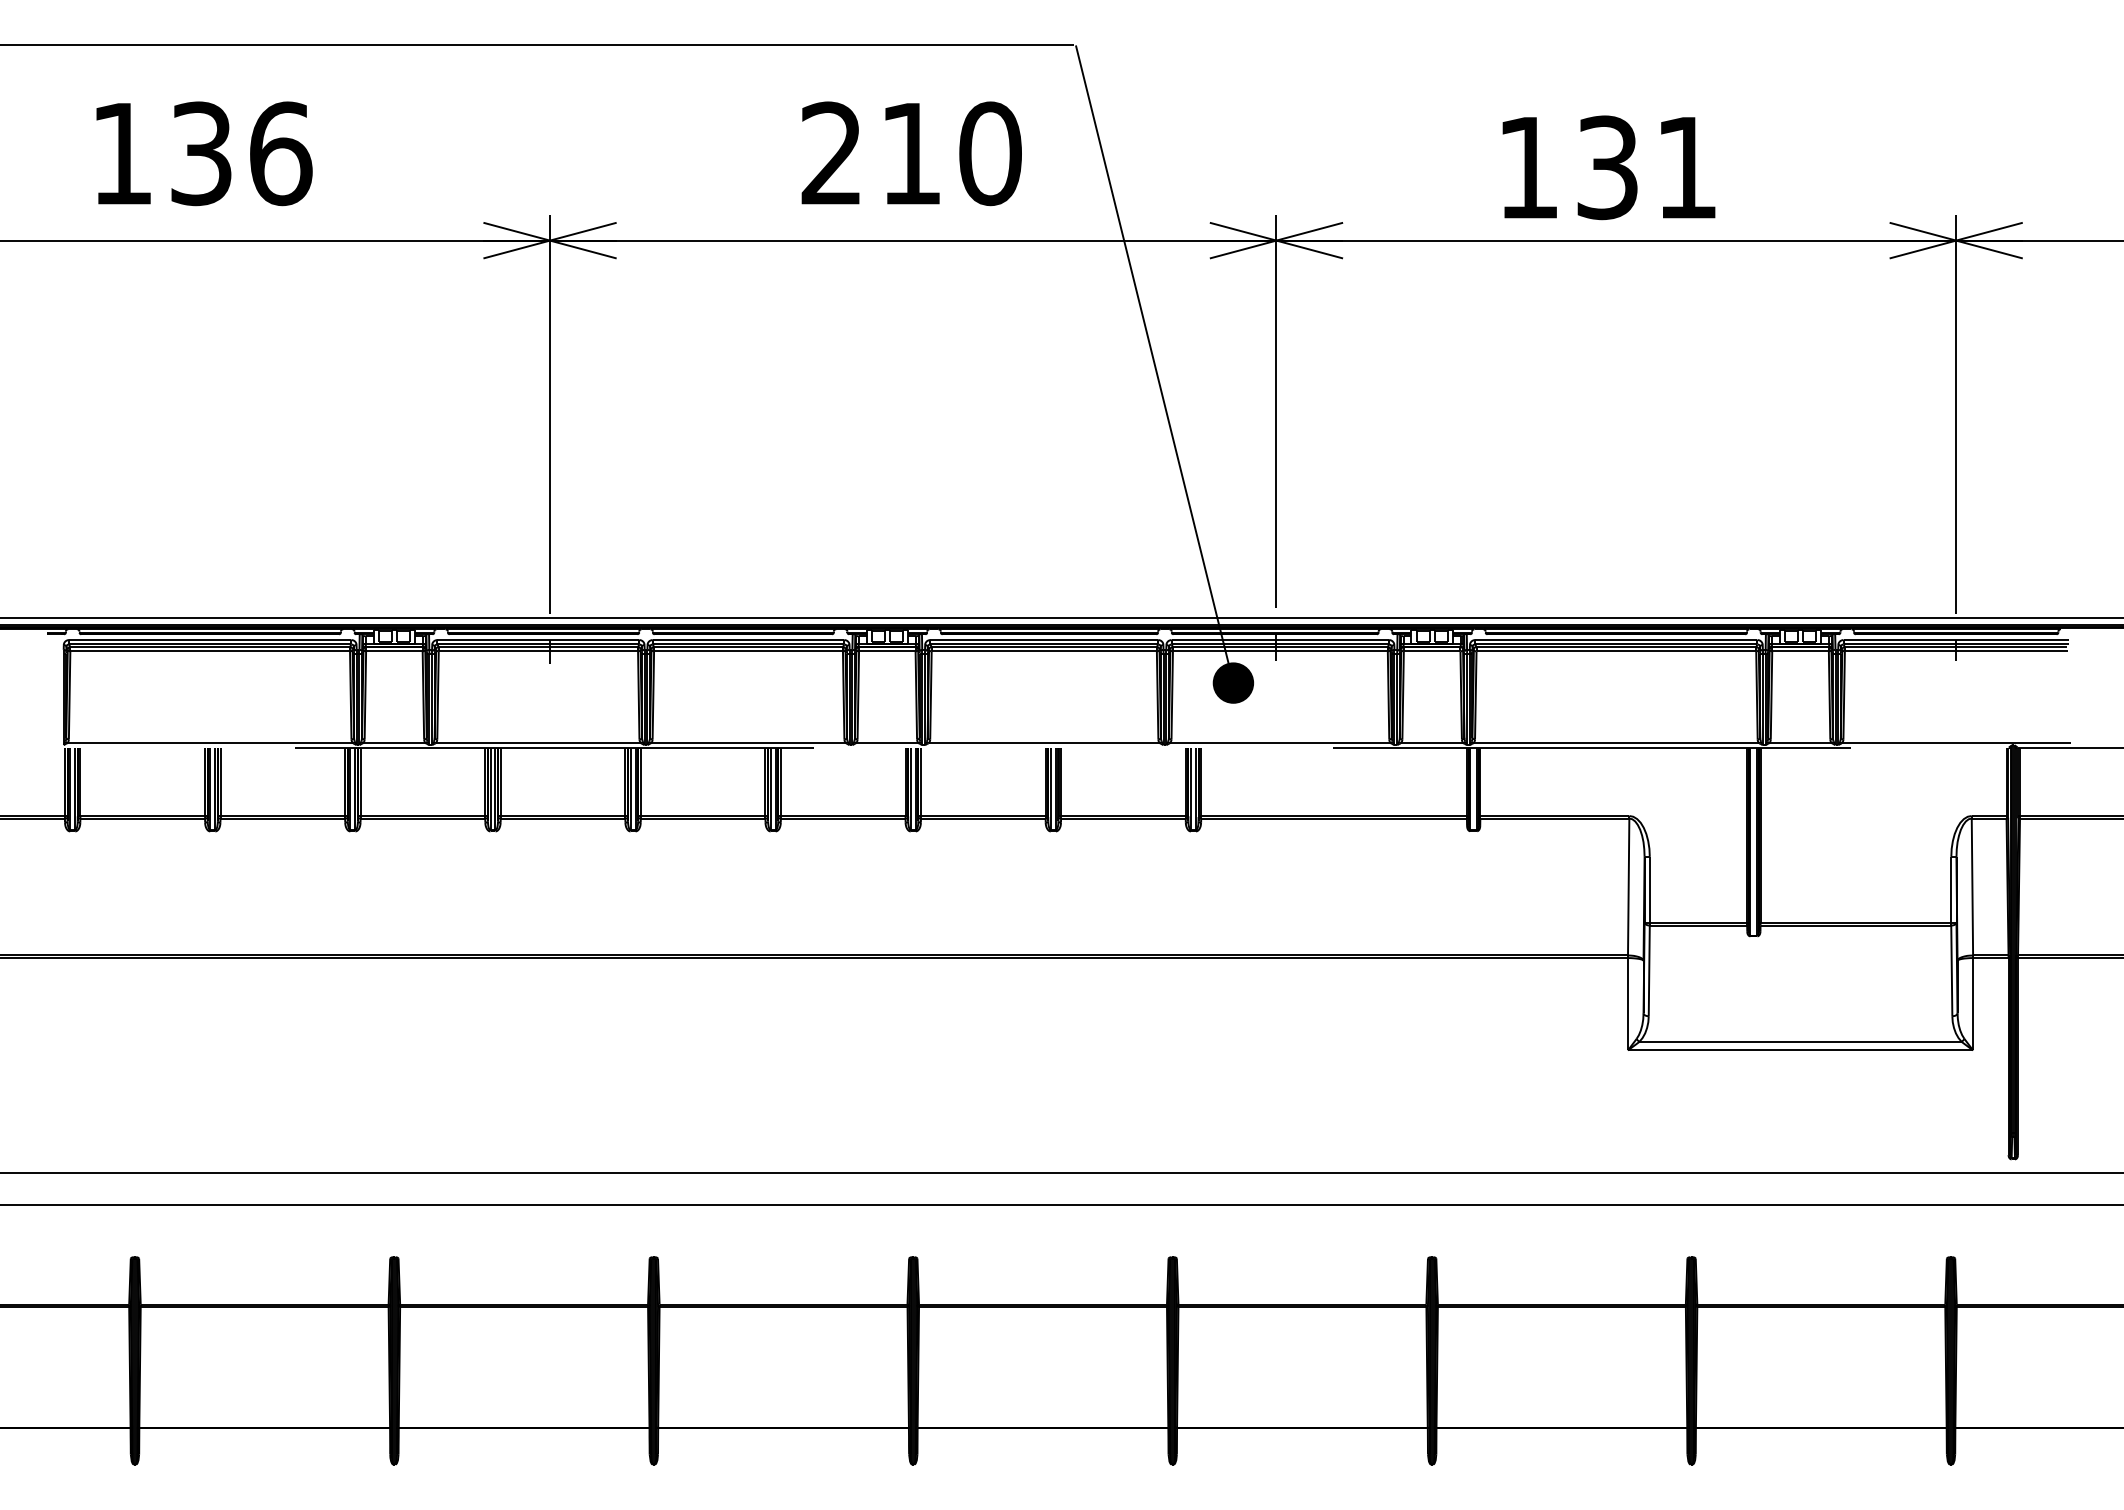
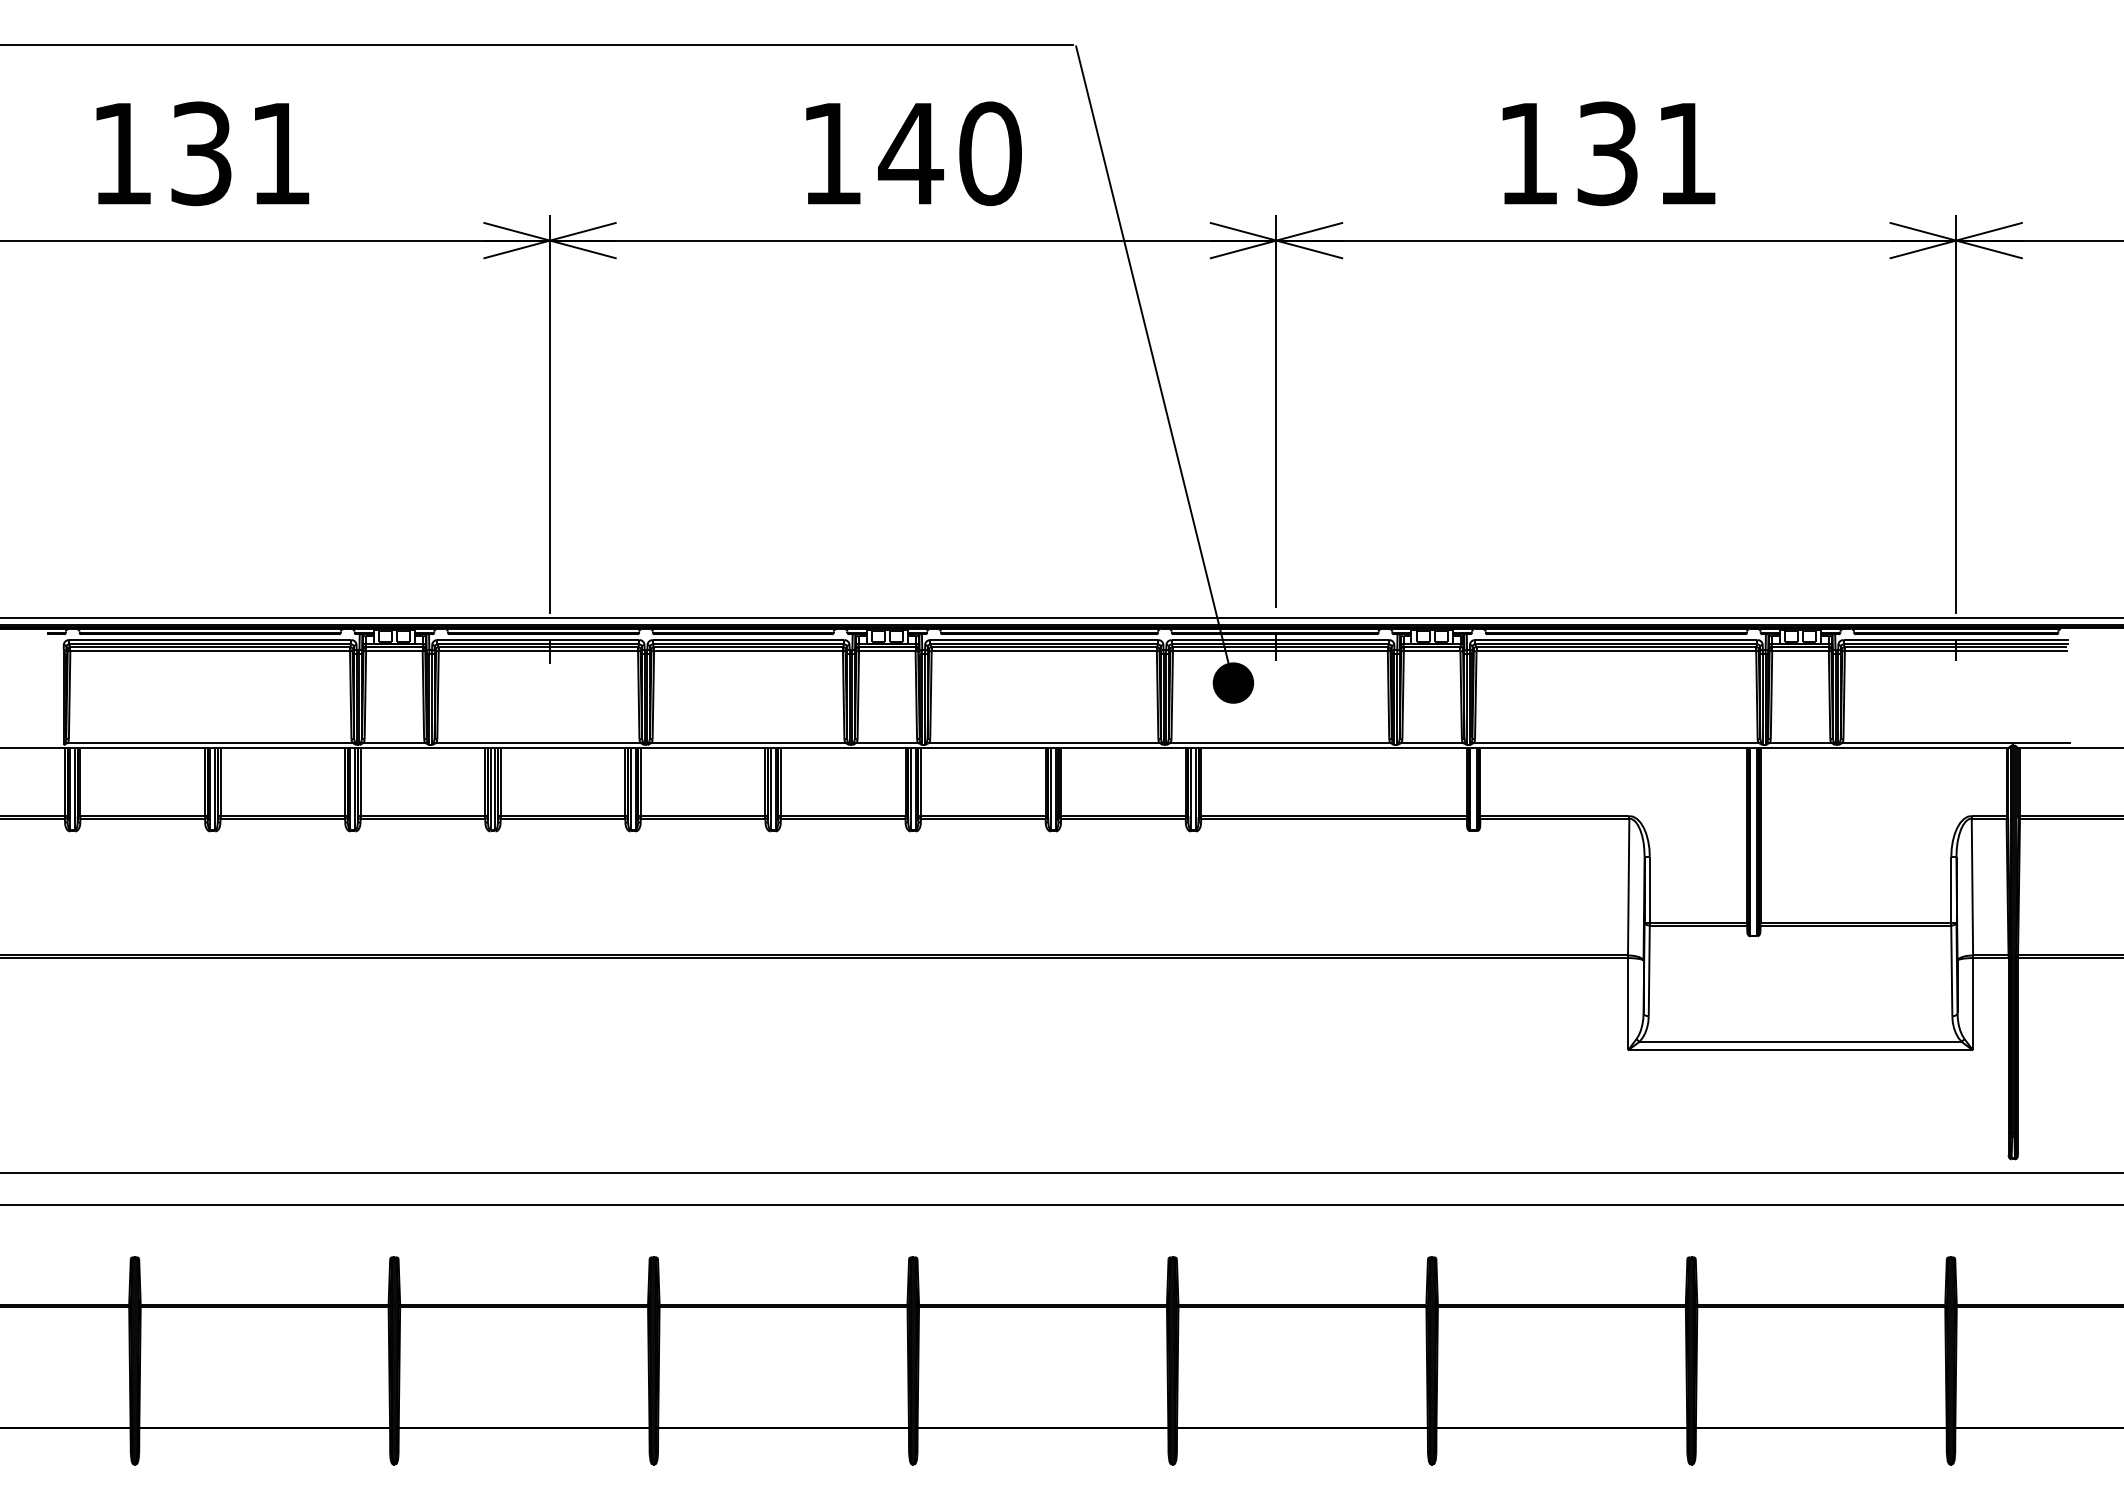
text: 210 -> 140 (872, 152)
text: 136 -> 131 (281, 153)
text position: (1608, 167) -> (1608, 153) (1608, 153)
line: dashed -> solid (1005, 747)
